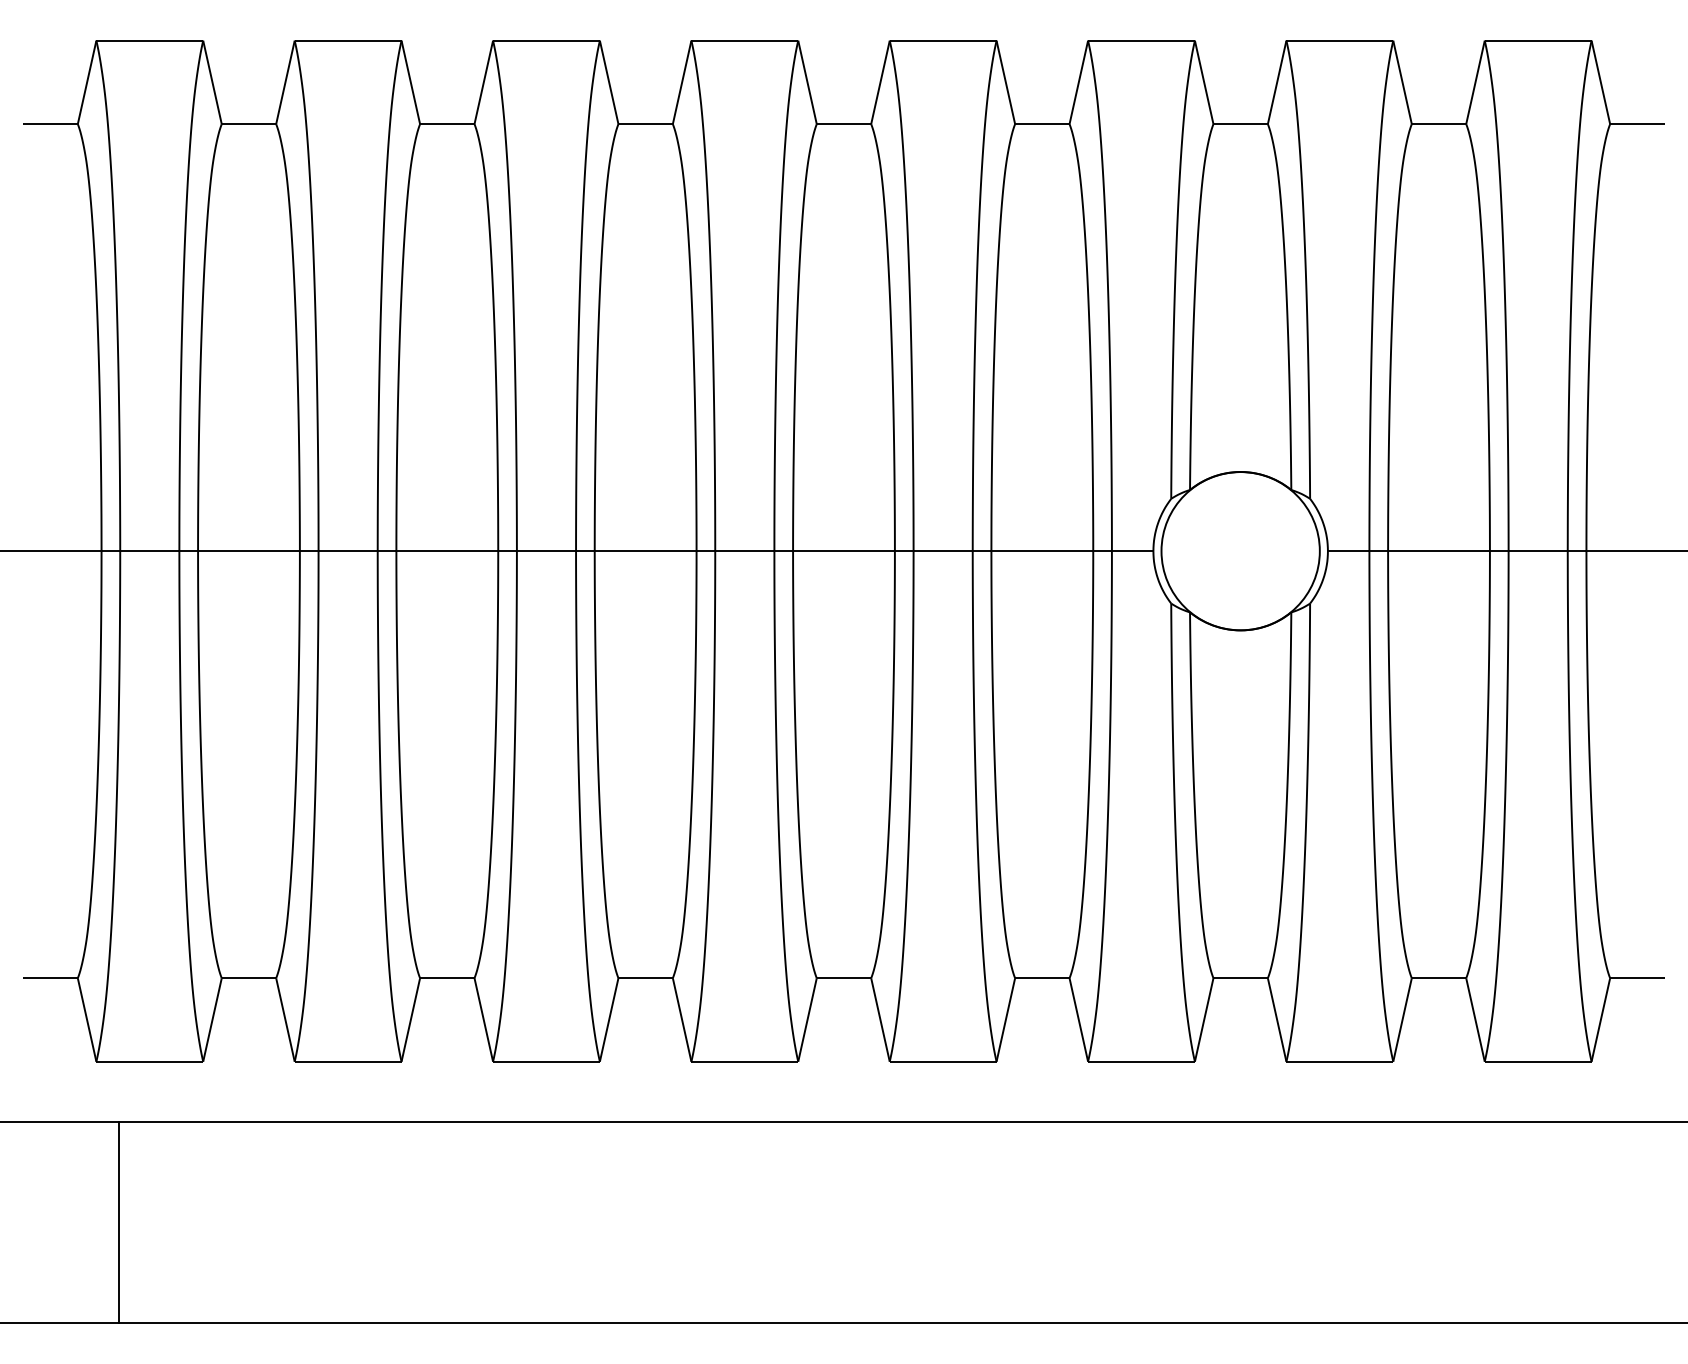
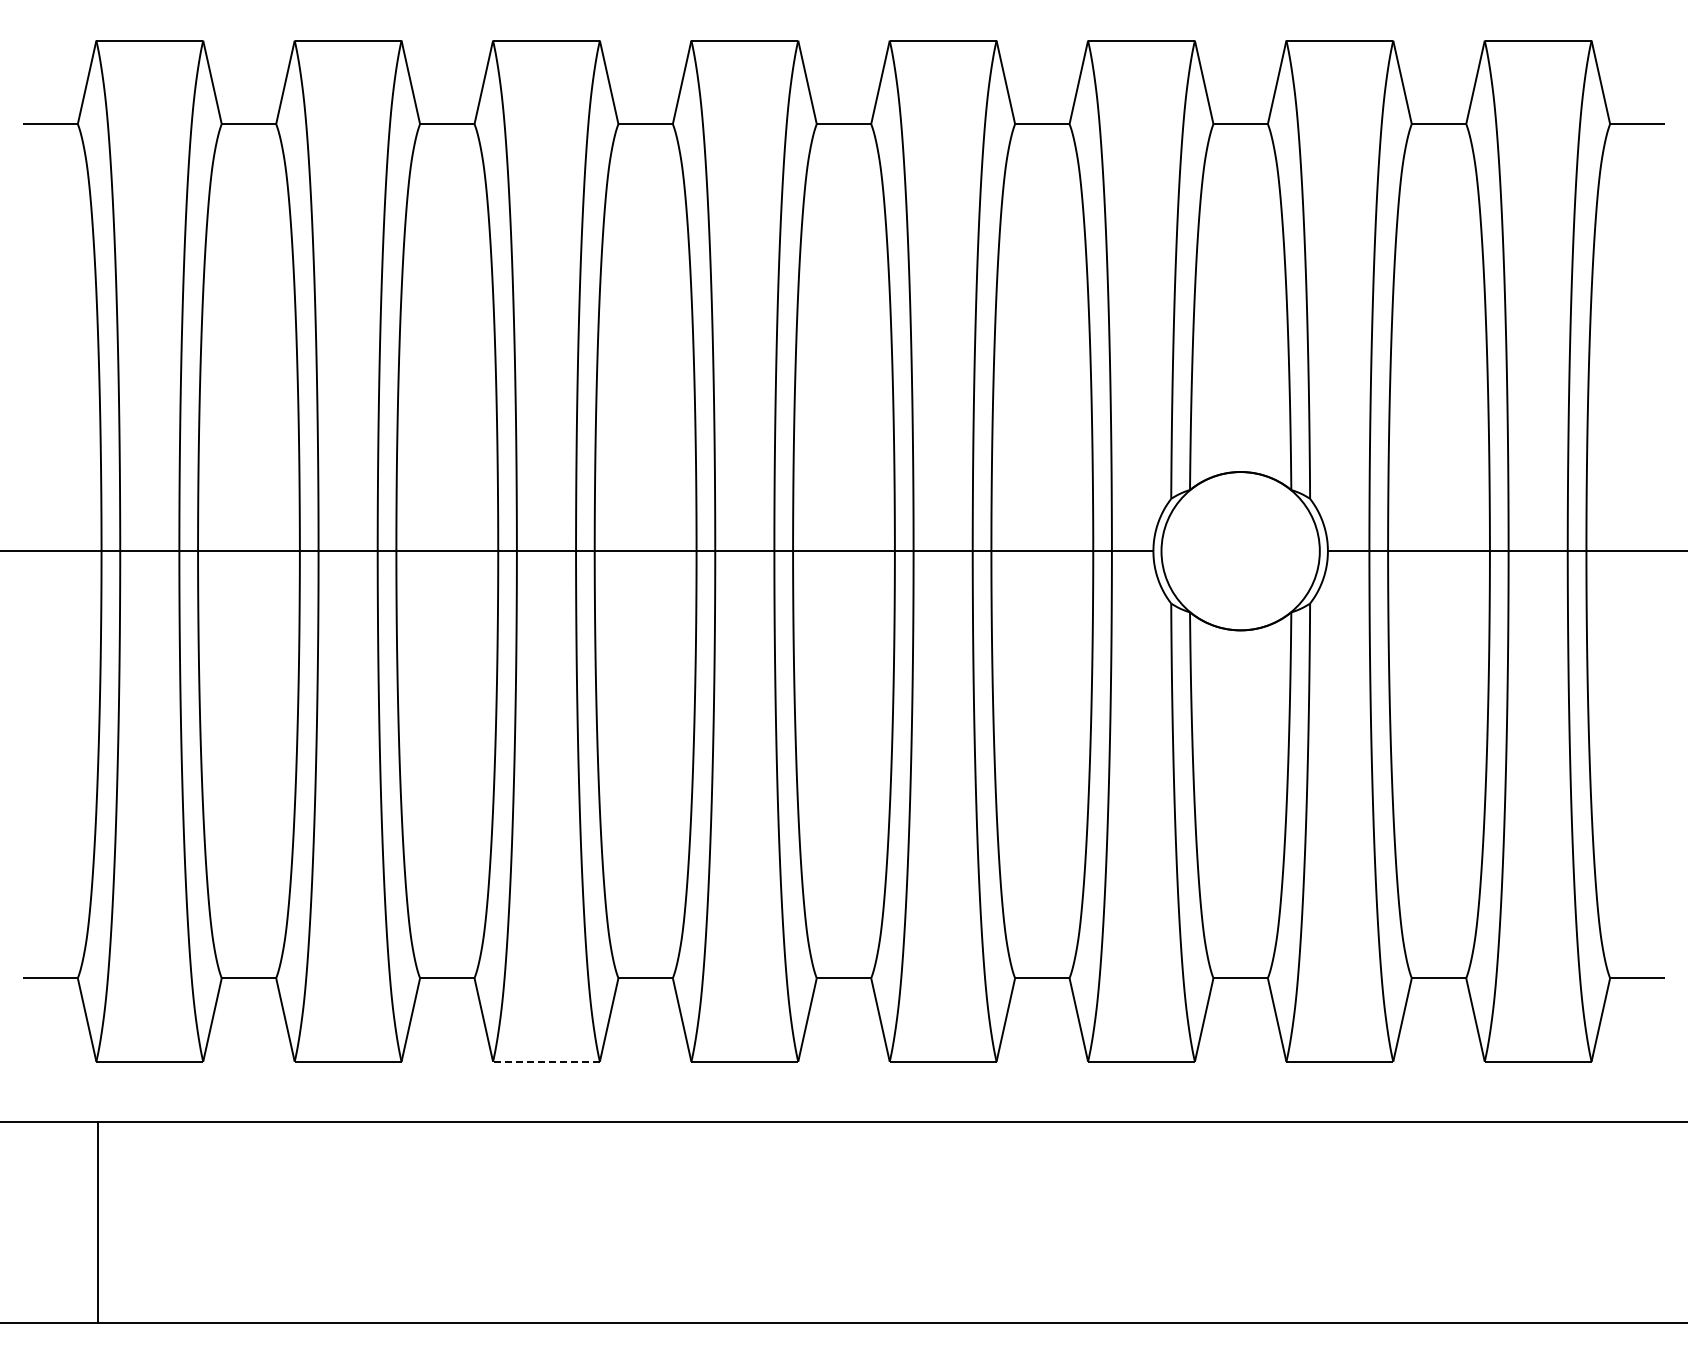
line: solid -> dashed (546, 1061)
line position: (118, 1222) -> (97, 1222) (97, 1222)
